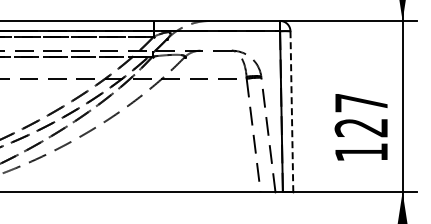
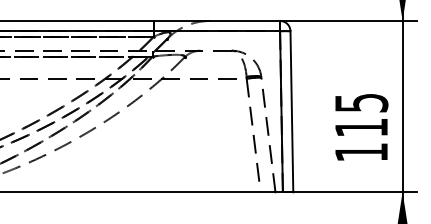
line: dashed -> solid (291, 112)
text: 127 -> 115 (361, 115)
